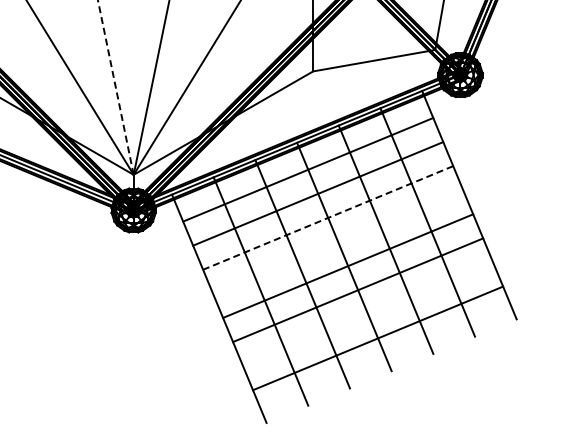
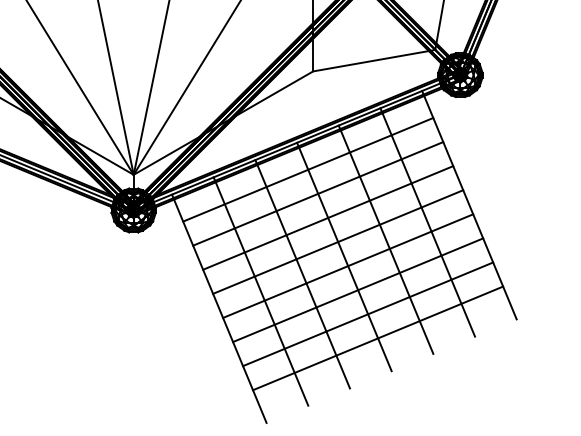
line: dashed -> solid (115, 87)
line: dashed -> solid (327, 218)
line: none -> present (338, 241)
line: none -> present (368, 314)
